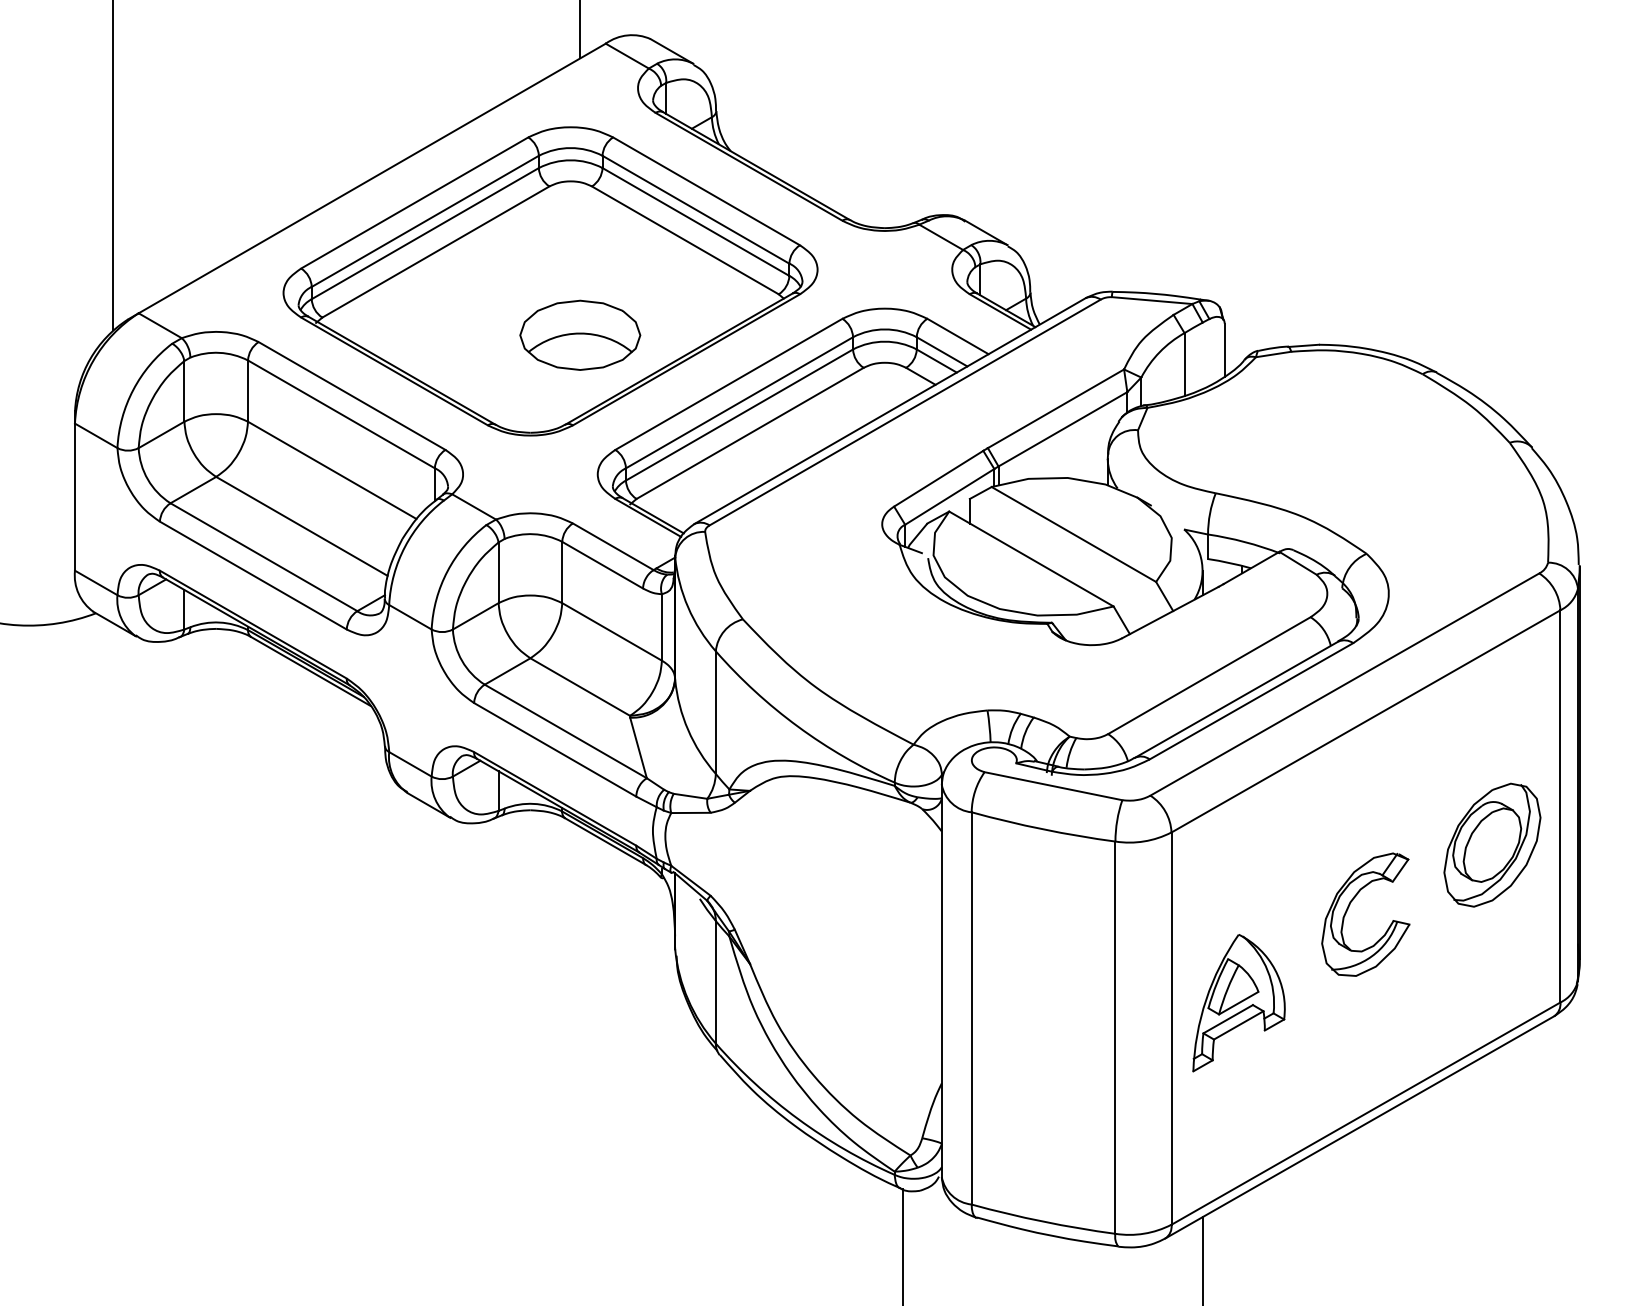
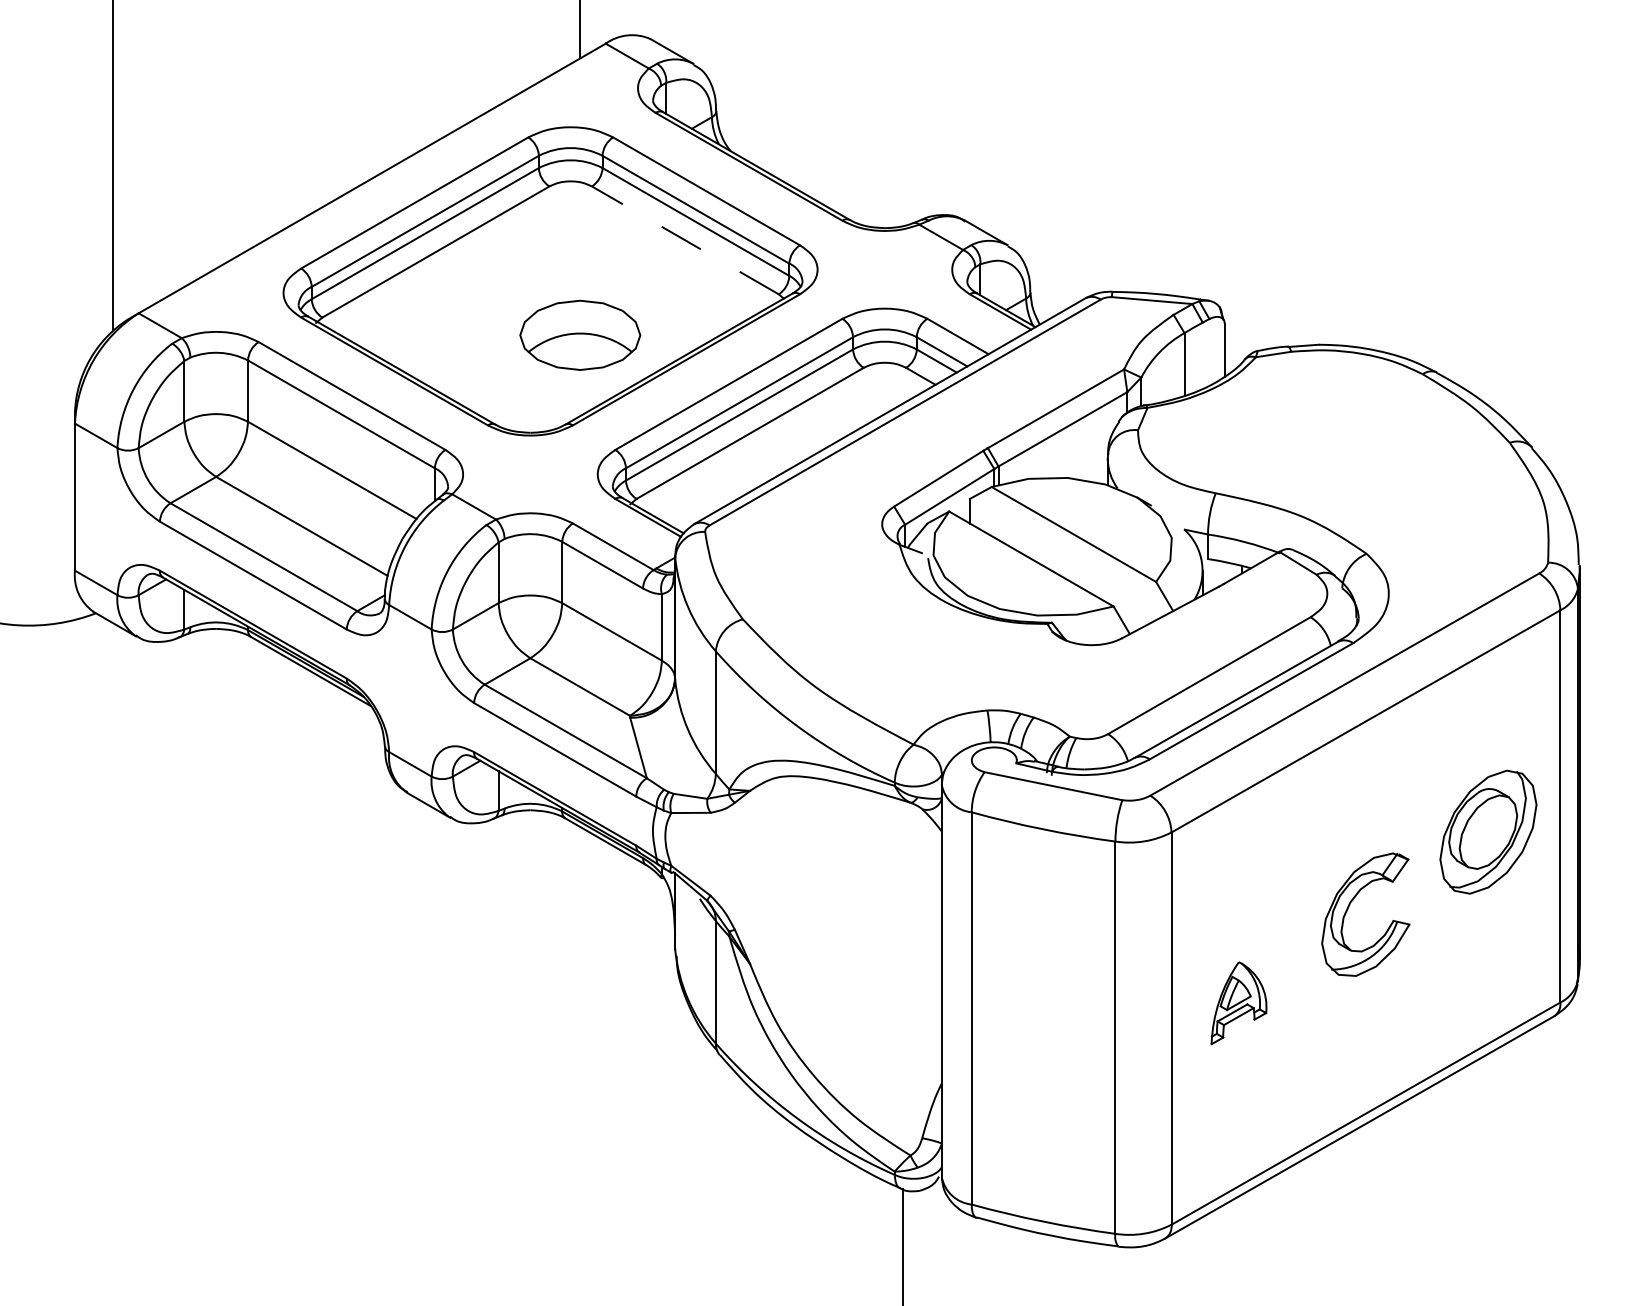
line: solid -> dashed (685, 240)
part position: (1492, 844) -> (1488, 831) (1488, 831)
part size: 94x139 px -> 58x85 px (1238, 1003)
line: present -> none (1202, 1259)
